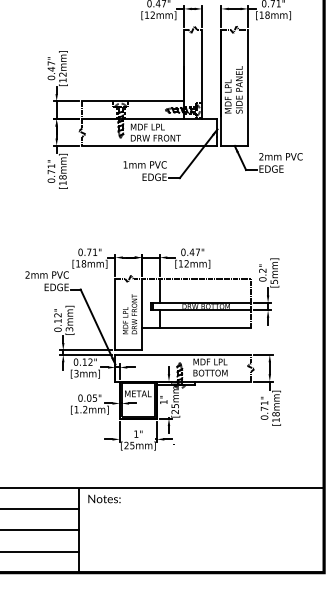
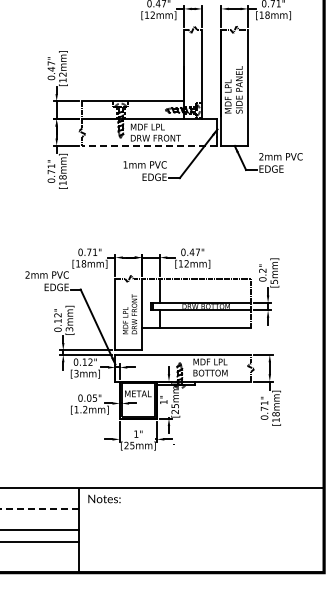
line: solid -> dashed (149, 145)
line: solid -> dashed (39, 509)
line position: (40, 551) -> (40, 541) (40, 541)
